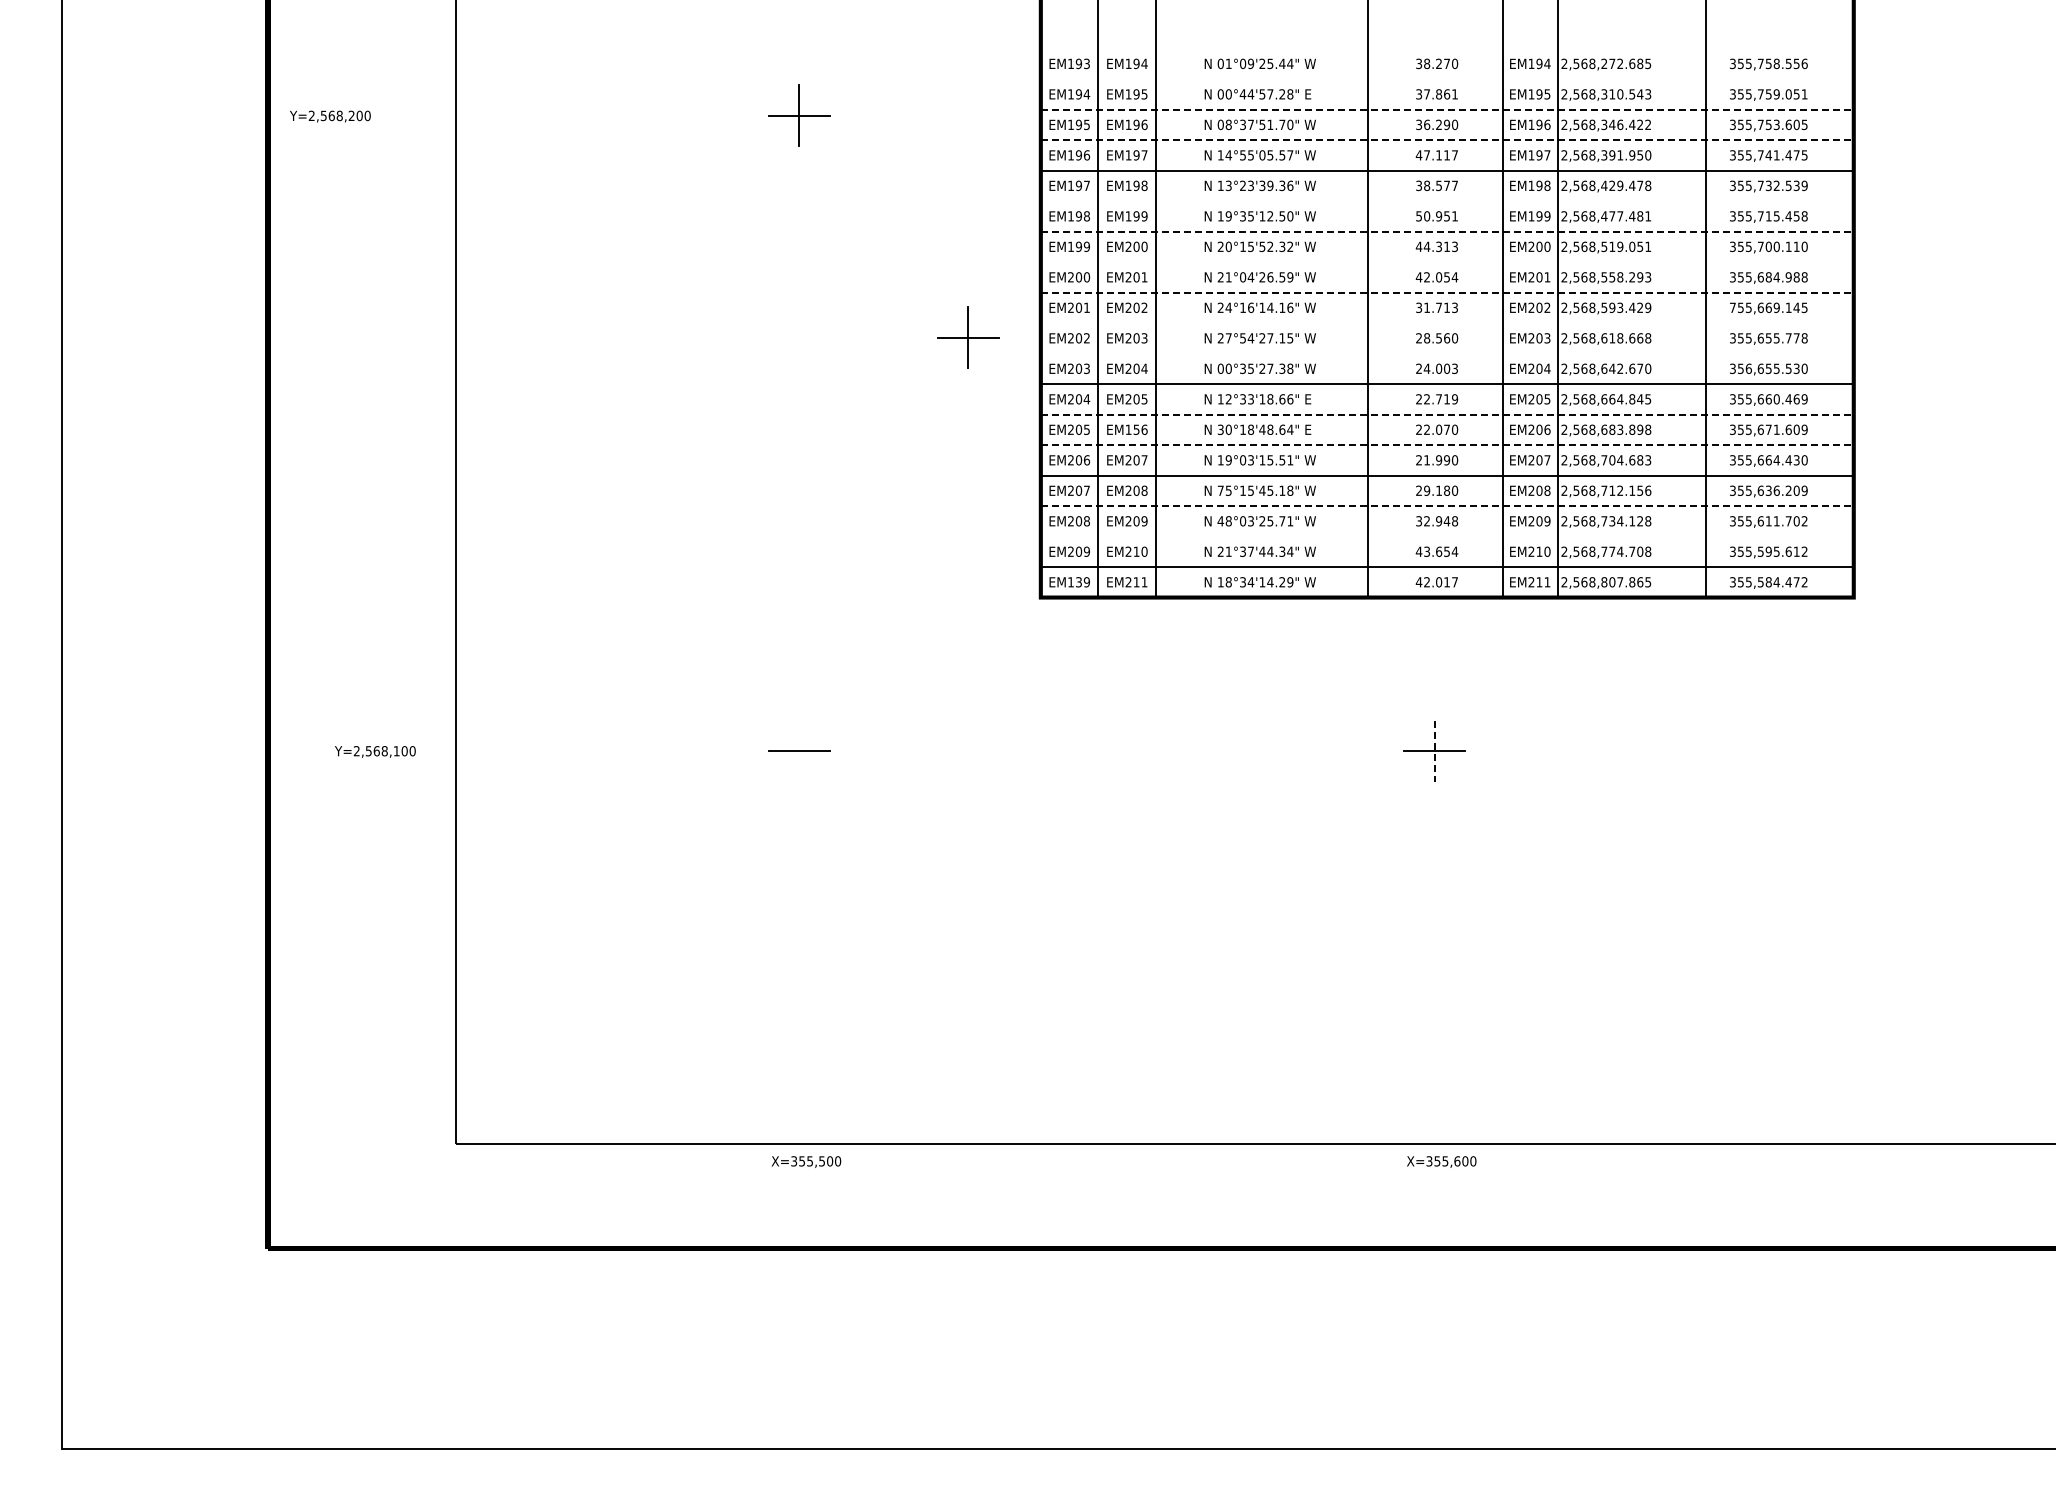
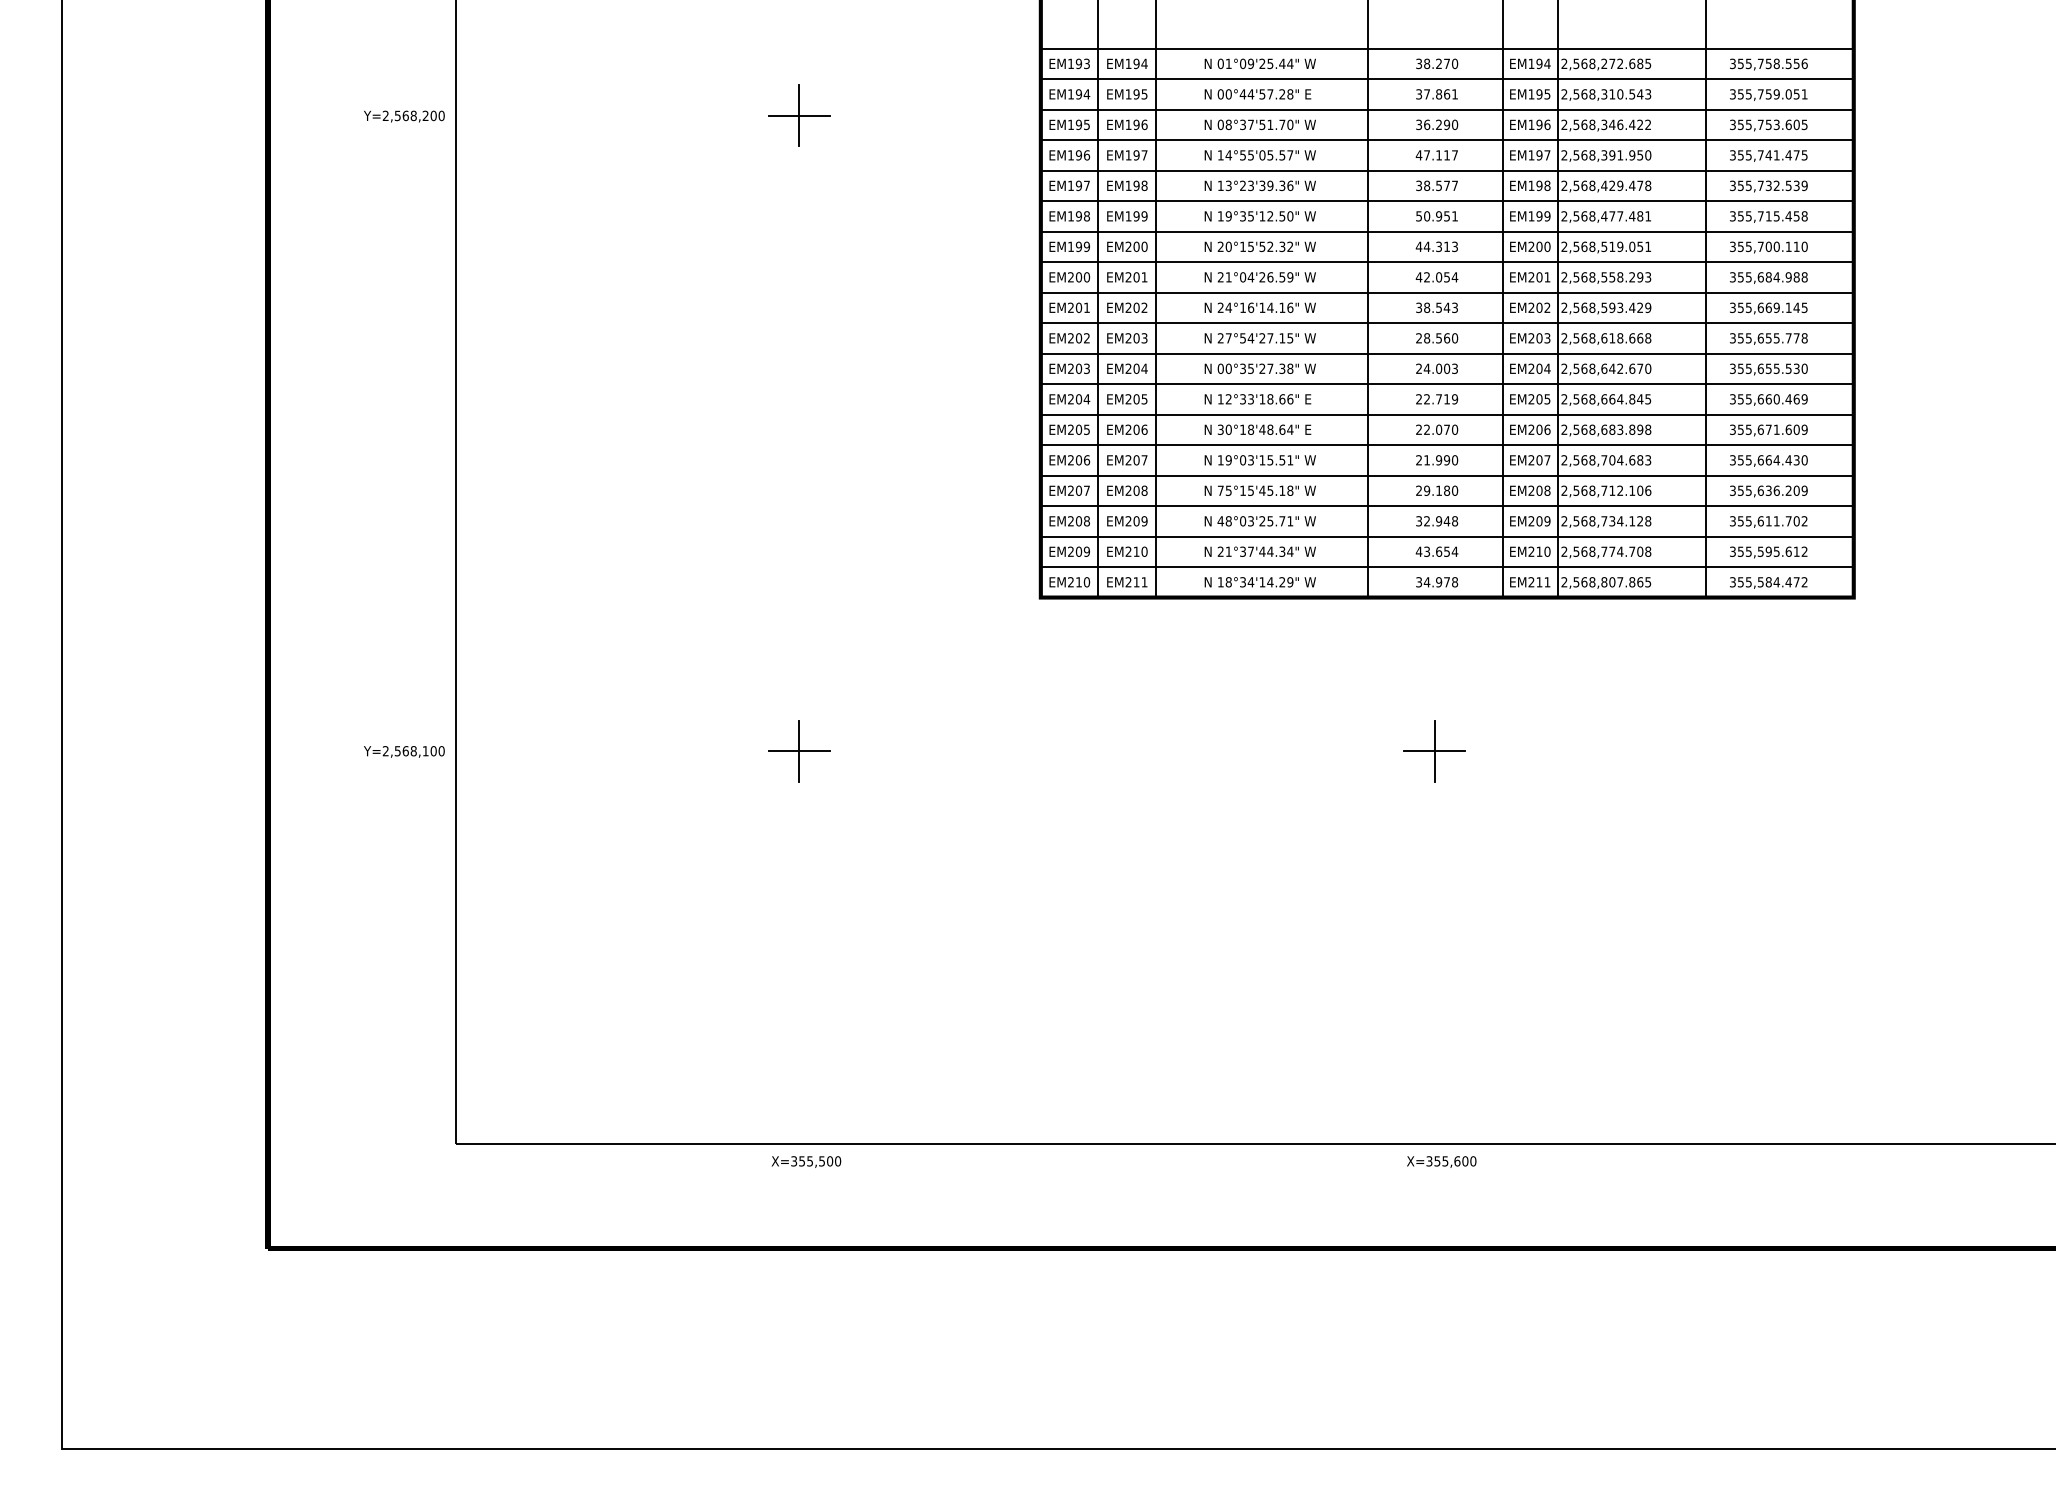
line: none -> present (1446, 48)
line: none -> present (1446, 79)
line: dashed -> solid (1447, 109)
text position: (330, 116) -> (404, 116) (404, 116)
line: dashed -> solid (1447, 140)
line: none -> present (1446, 201)
line: dashed -> solid (1447, 231)
line: none -> present (1446, 262)
line: dashed -> solid (1447, 292)
text: 31.713 -> 38.543 (1437, 307)
text: 755,669.145 -> 355,669.145 (1732, 307)
line: none -> present (1446, 323)
part: present -> none (968, 337)
line: none -> present (1446, 353)
text: 356,655.530 -> 355,655.530 (1748, 368)
line: dashed -> solid (1447, 414)
text: EM156 -> EM206 (1132, 429)
line: dashed -> solid (1447, 445)
text: 2,568,712.156 -> 2,568,712.106 (1640, 490)
line: dashed -> solid (1447, 506)
line: none -> present (1446, 536)
text: EM139 -> EM210 (1078, 582)
text: 42.017 -> 34.978 (1436, 582)
line: none -> present (799, 750)
text position: (375, 751) -> (404, 751) (404, 751)
line: dashed -> solid (1434, 751)
